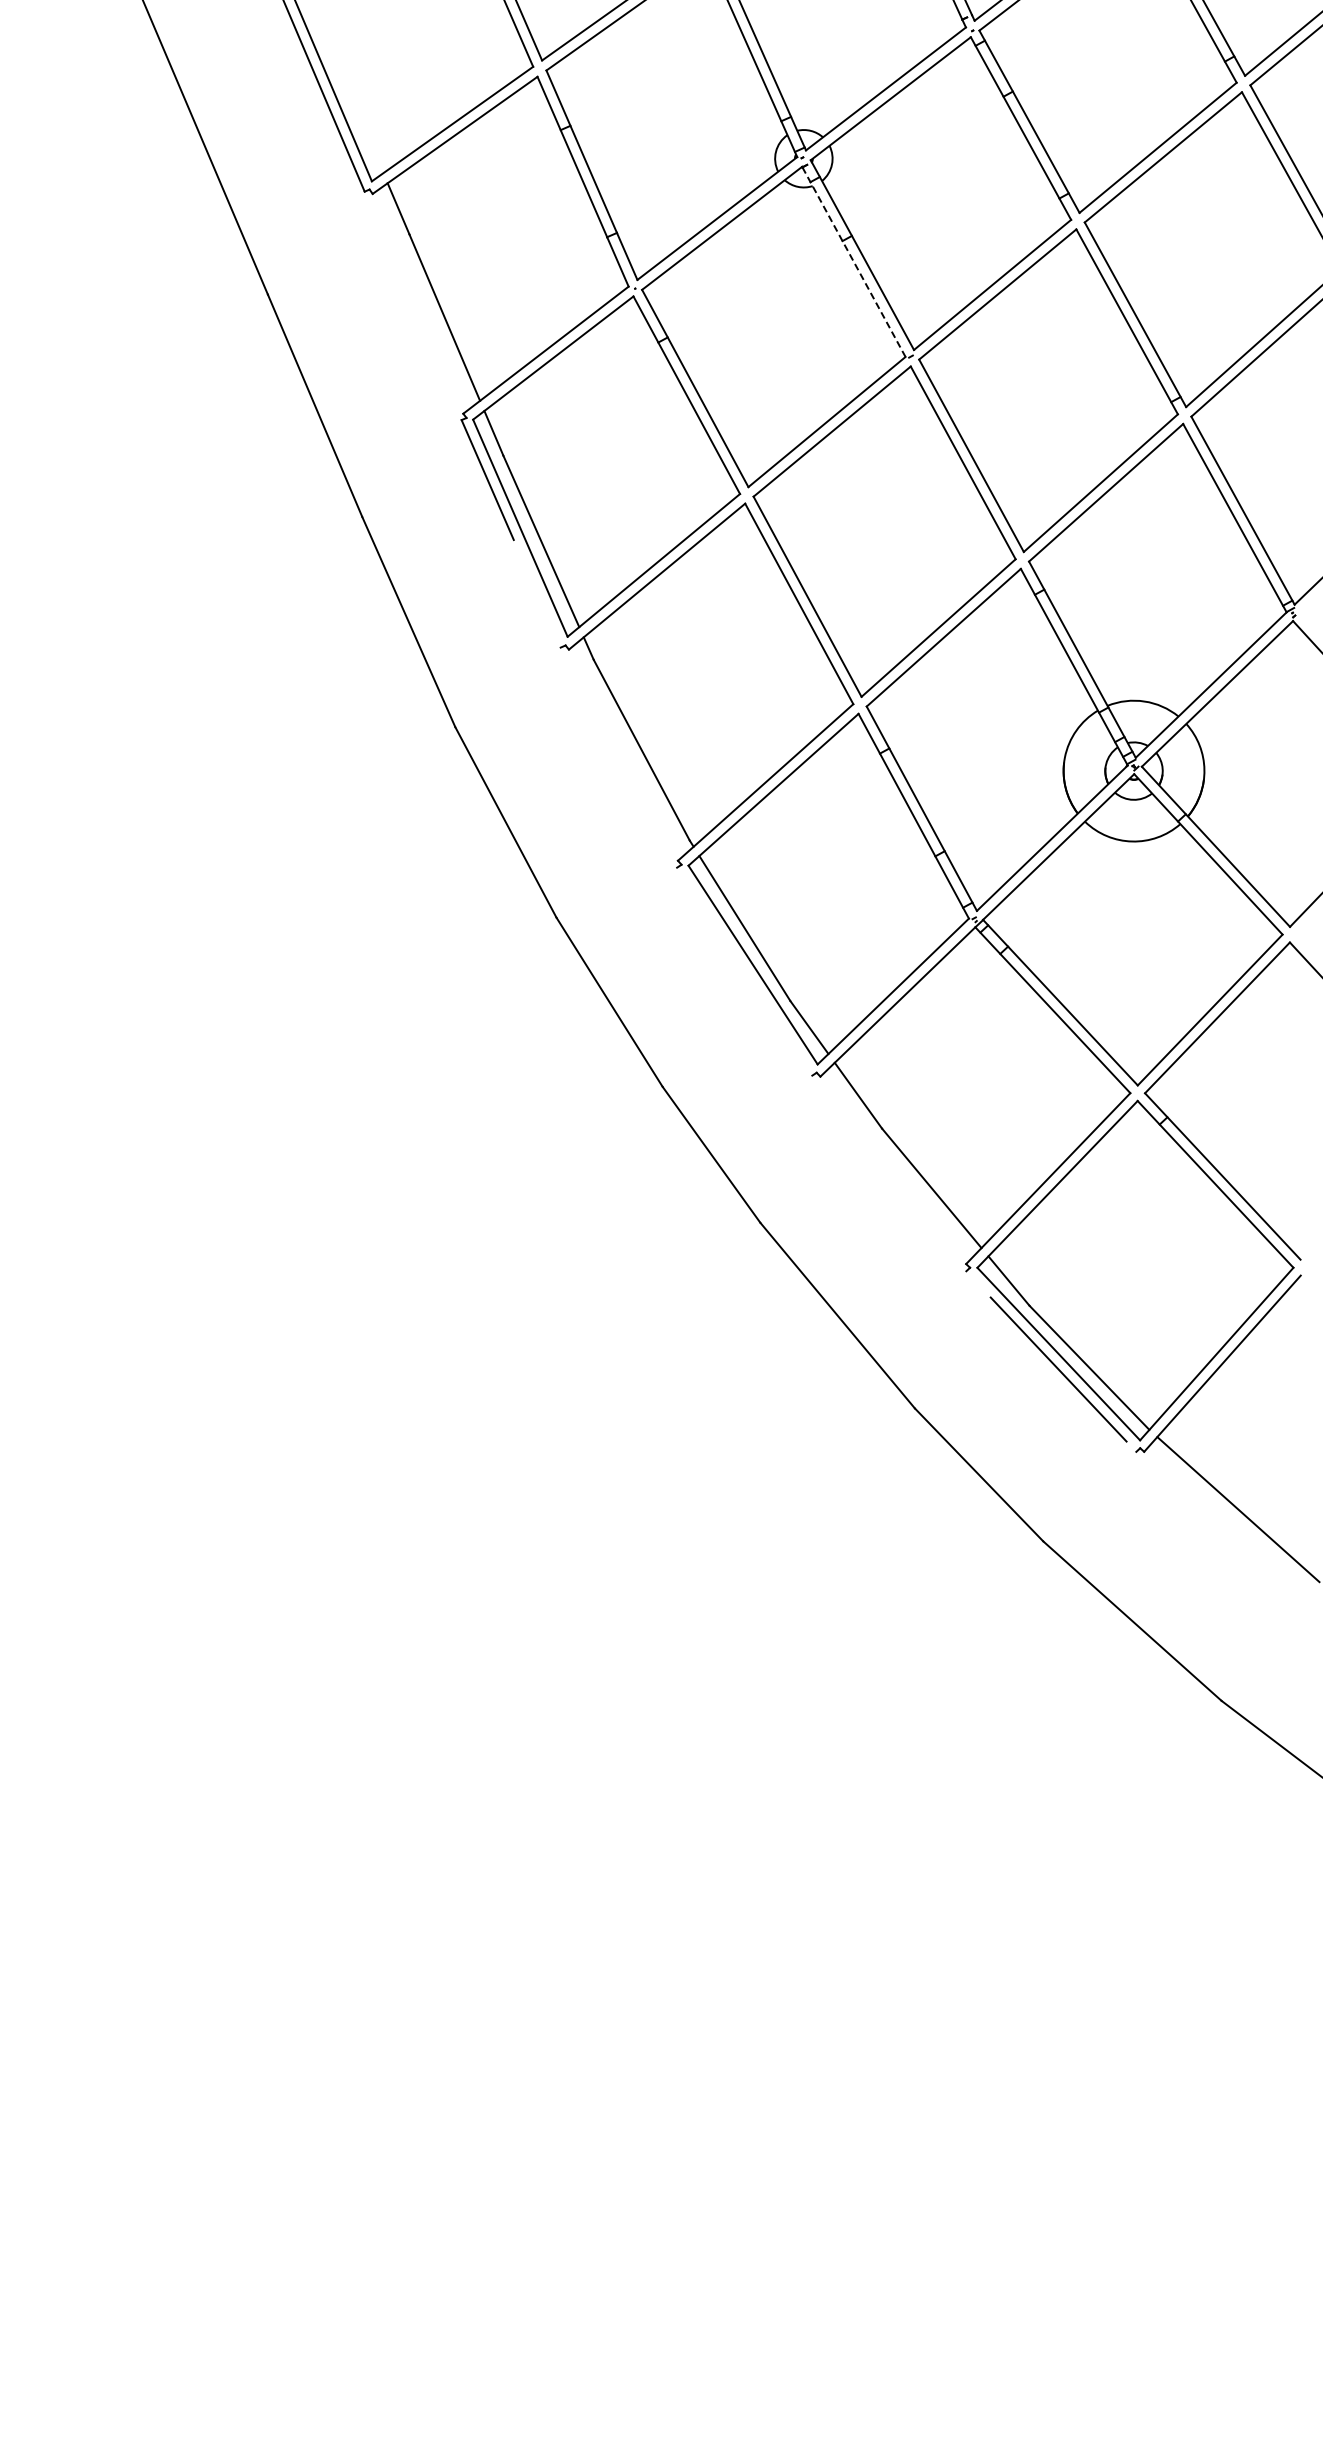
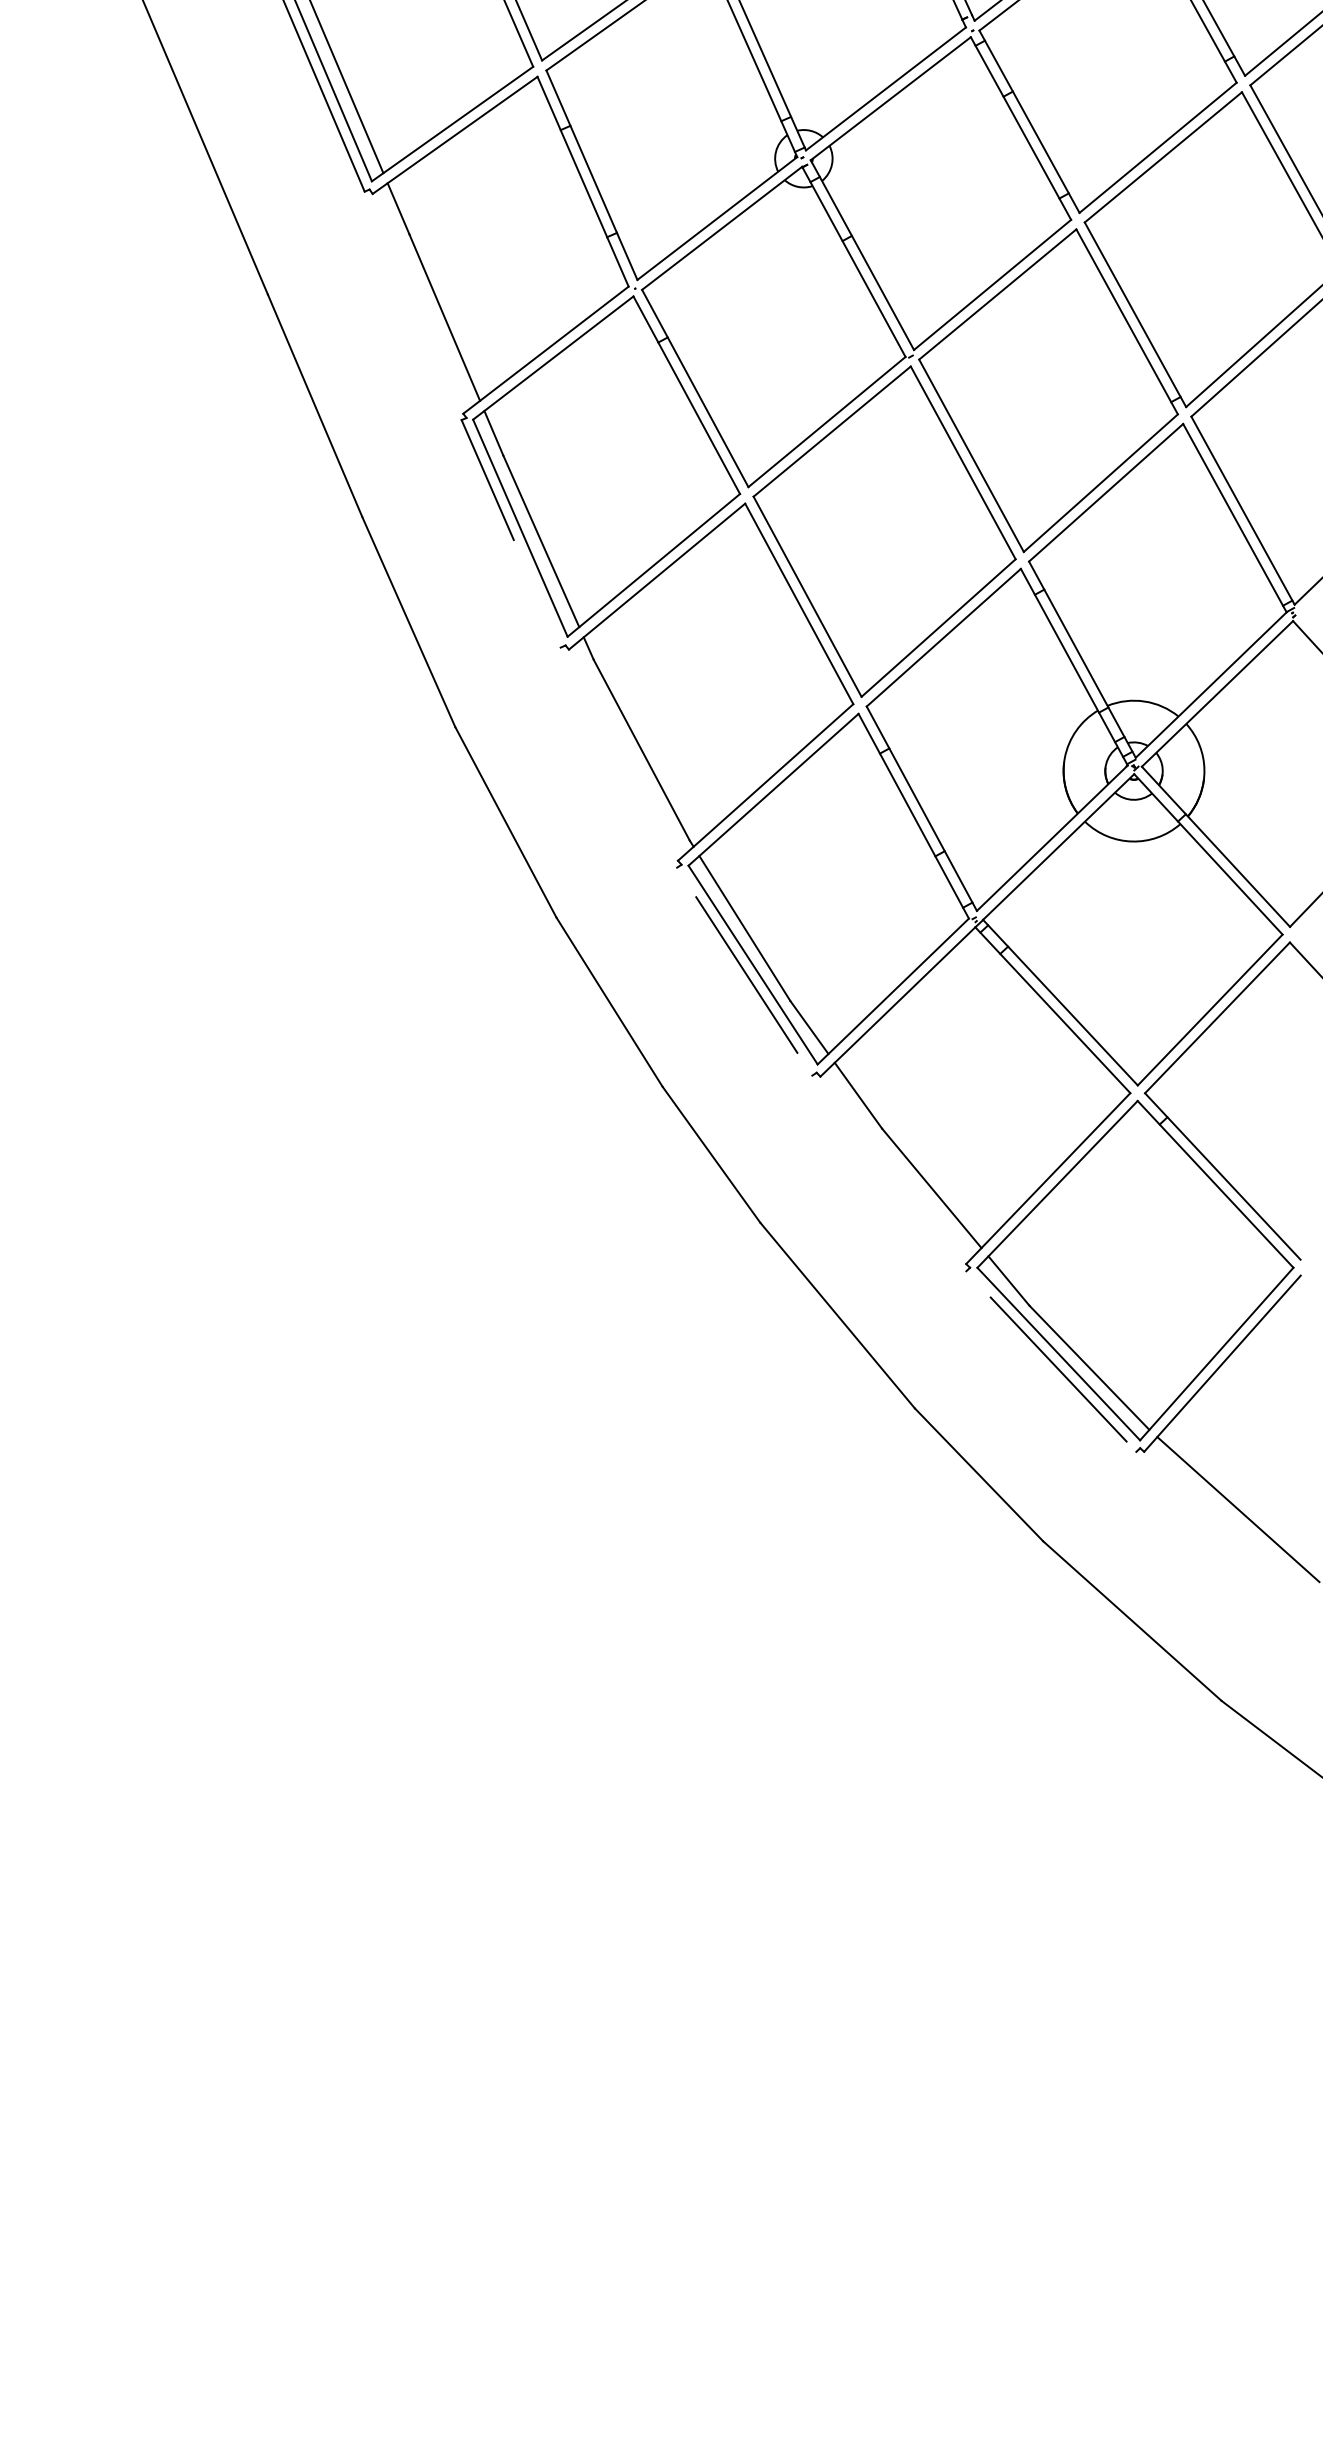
line: none -> present (346, 87)
line: dashed -> solid (854, 262)
line: none -> present (746, 974)
